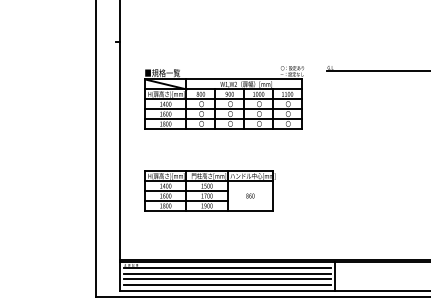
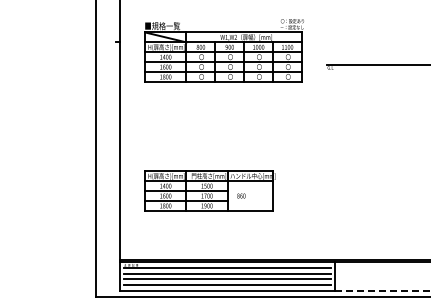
line position: (377, 70) -> (377, 64) (377, 64)
part position: (223, 97) -> (223, 50) (223, 50)
text position: (250, 195) -> (241, 195) (241, 195)
line: solid -> dashed (382, 291)
